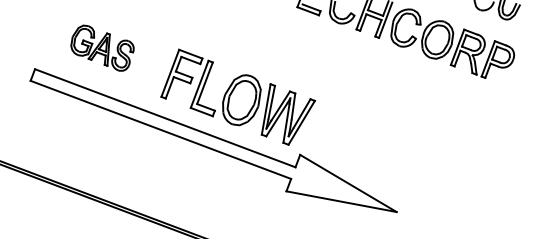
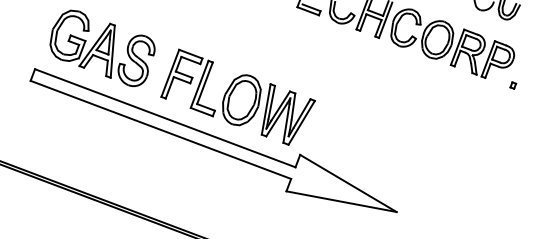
part size: 65x48 px -> 107x78 px (102, 47)
part: none -> present (513, 85)
